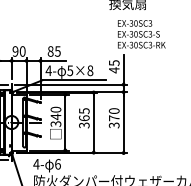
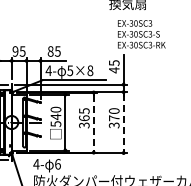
text: 90 -> 95 (22, 51)
text: 340 -> 540 (55, 123)
line: solid -> dashed (93, 123)
line: solid -> dashed (123, 123)
